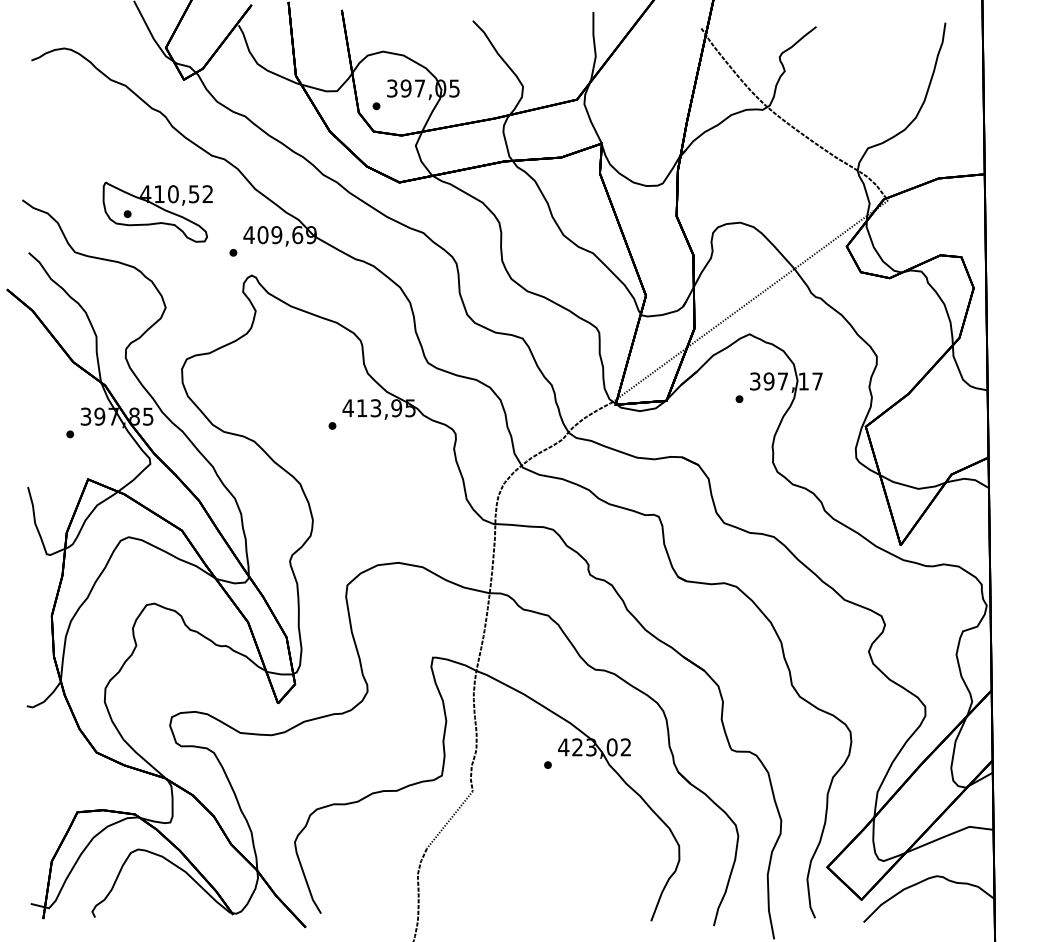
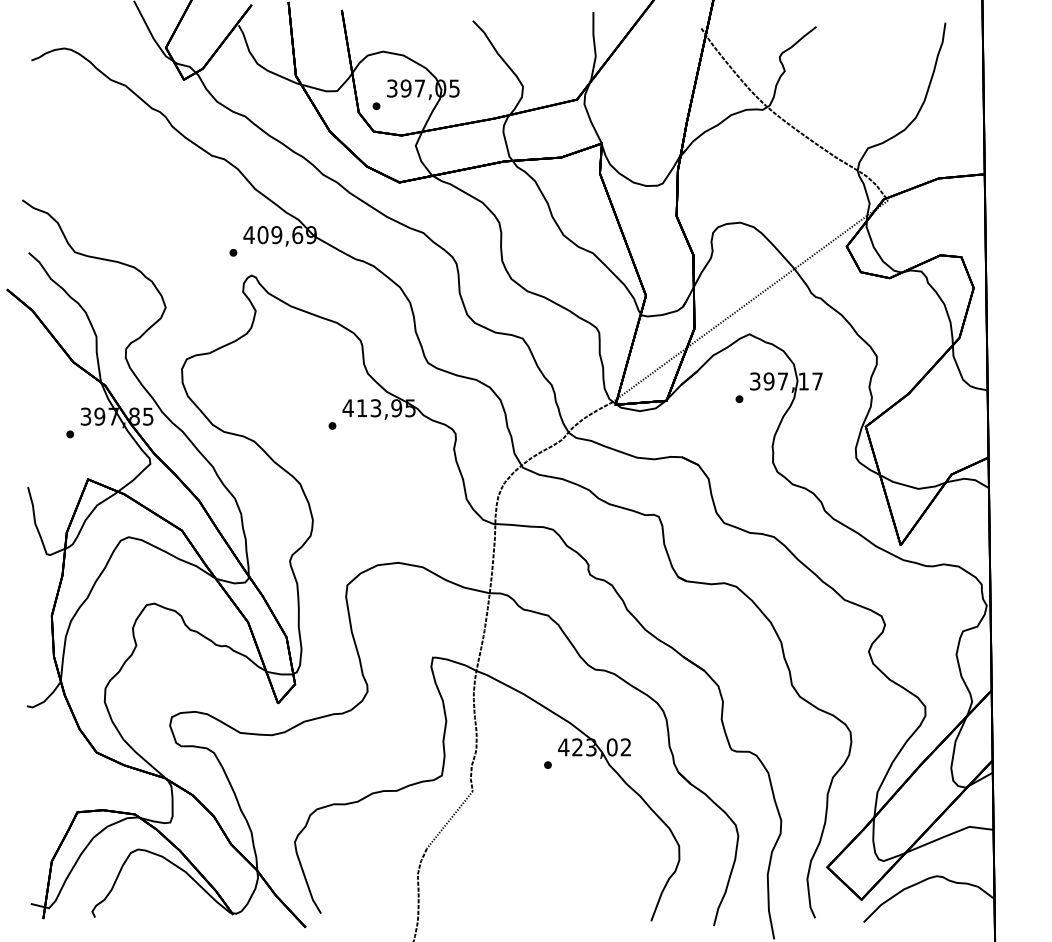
part: present -> none (157, 211)
